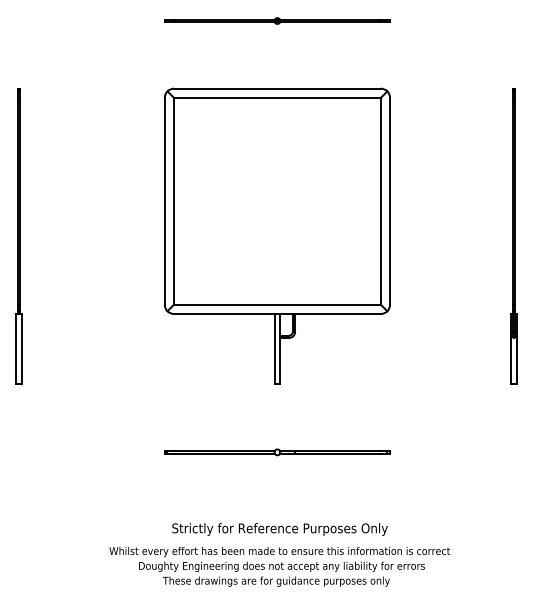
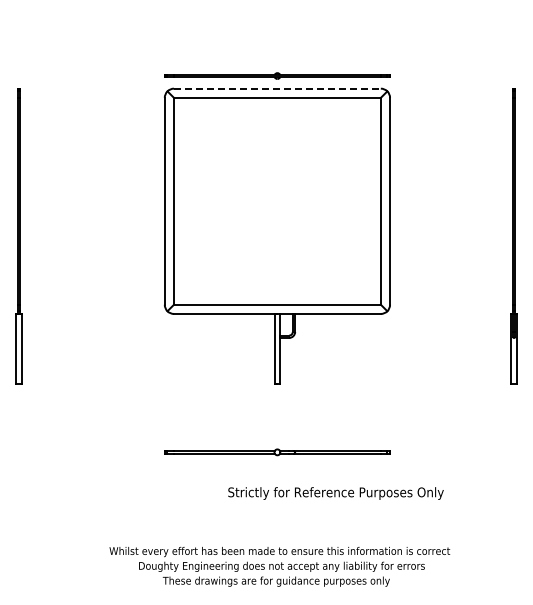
part position: (277, 20) -> (277, 75) (277, 75)
line: solid -> dashed (277, 88)
text position: (279, 529) -> (335, 493) (335, 493)
